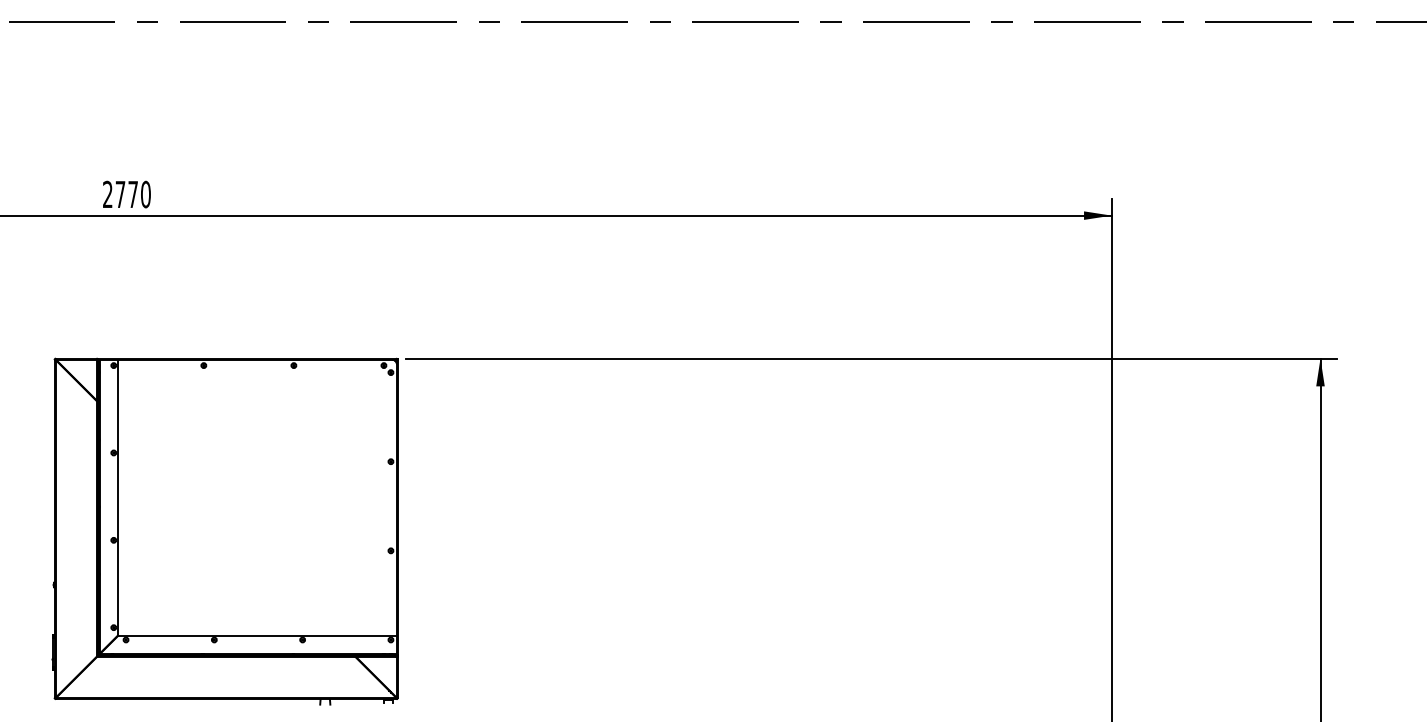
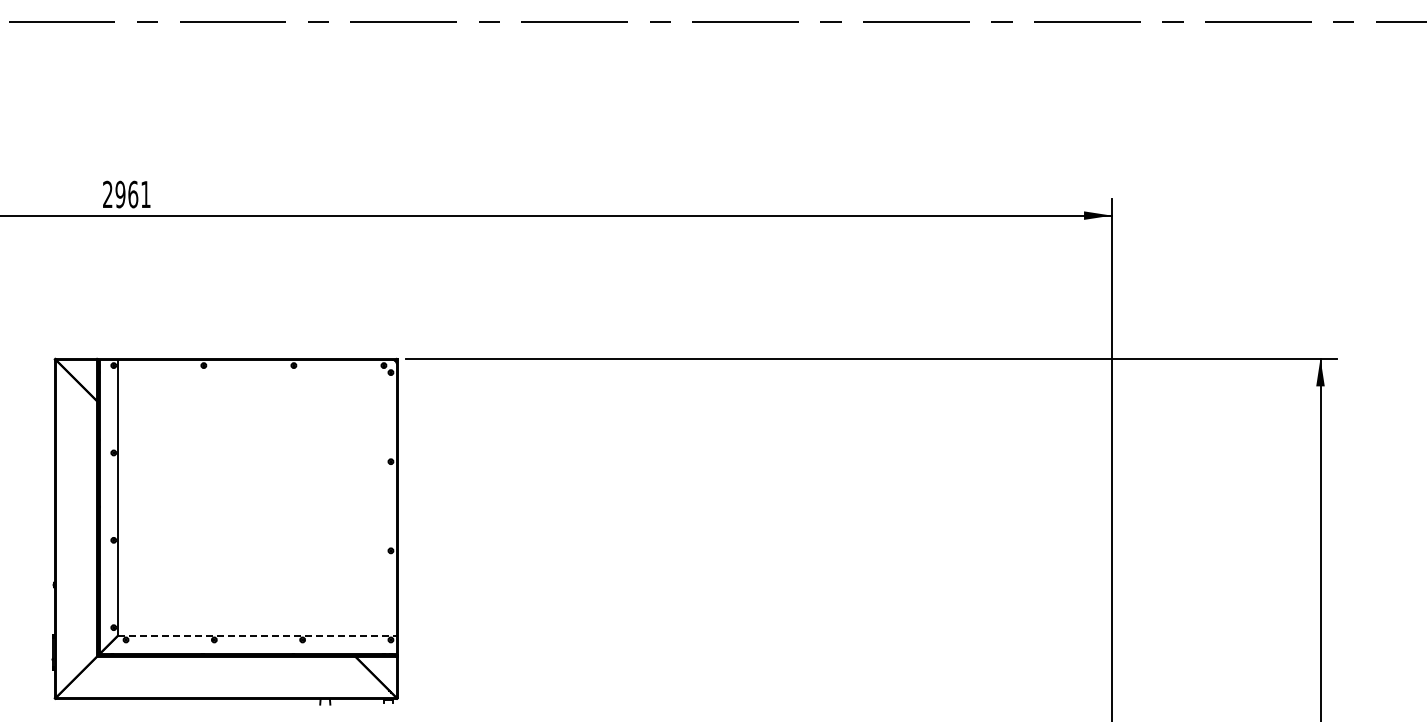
text: 2770 -> 2961 (132, 194)
line: solid -> dashed (257, 636)
